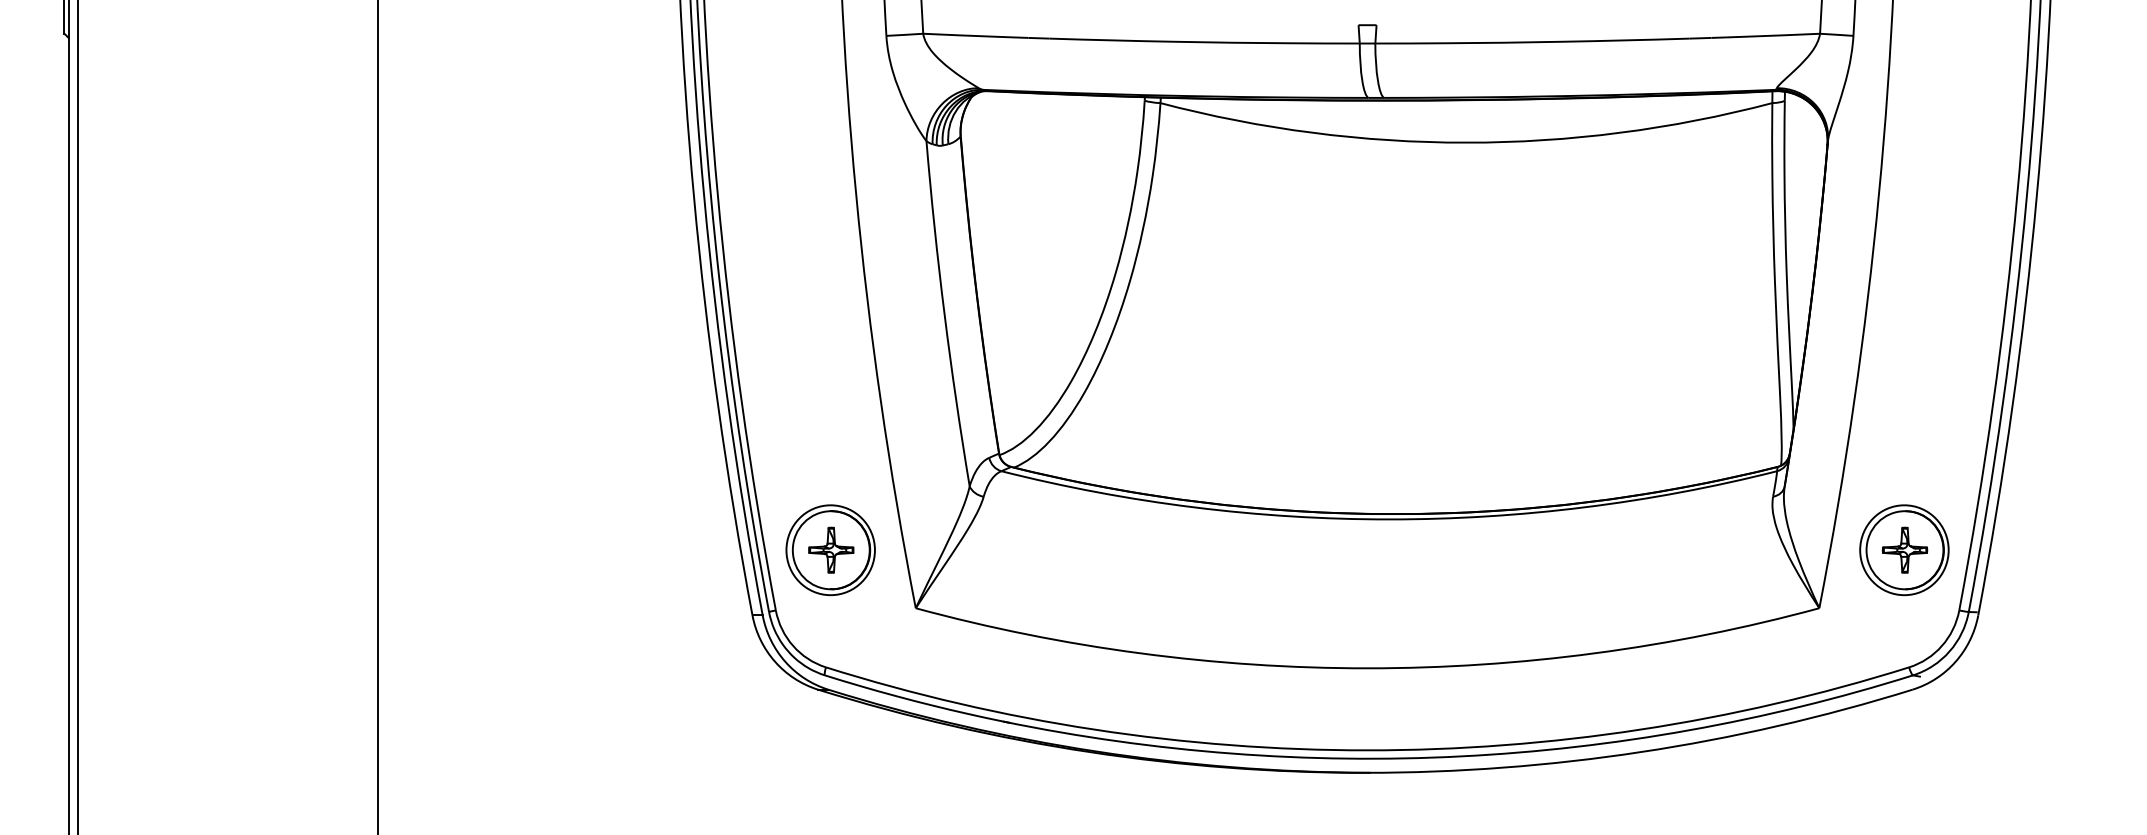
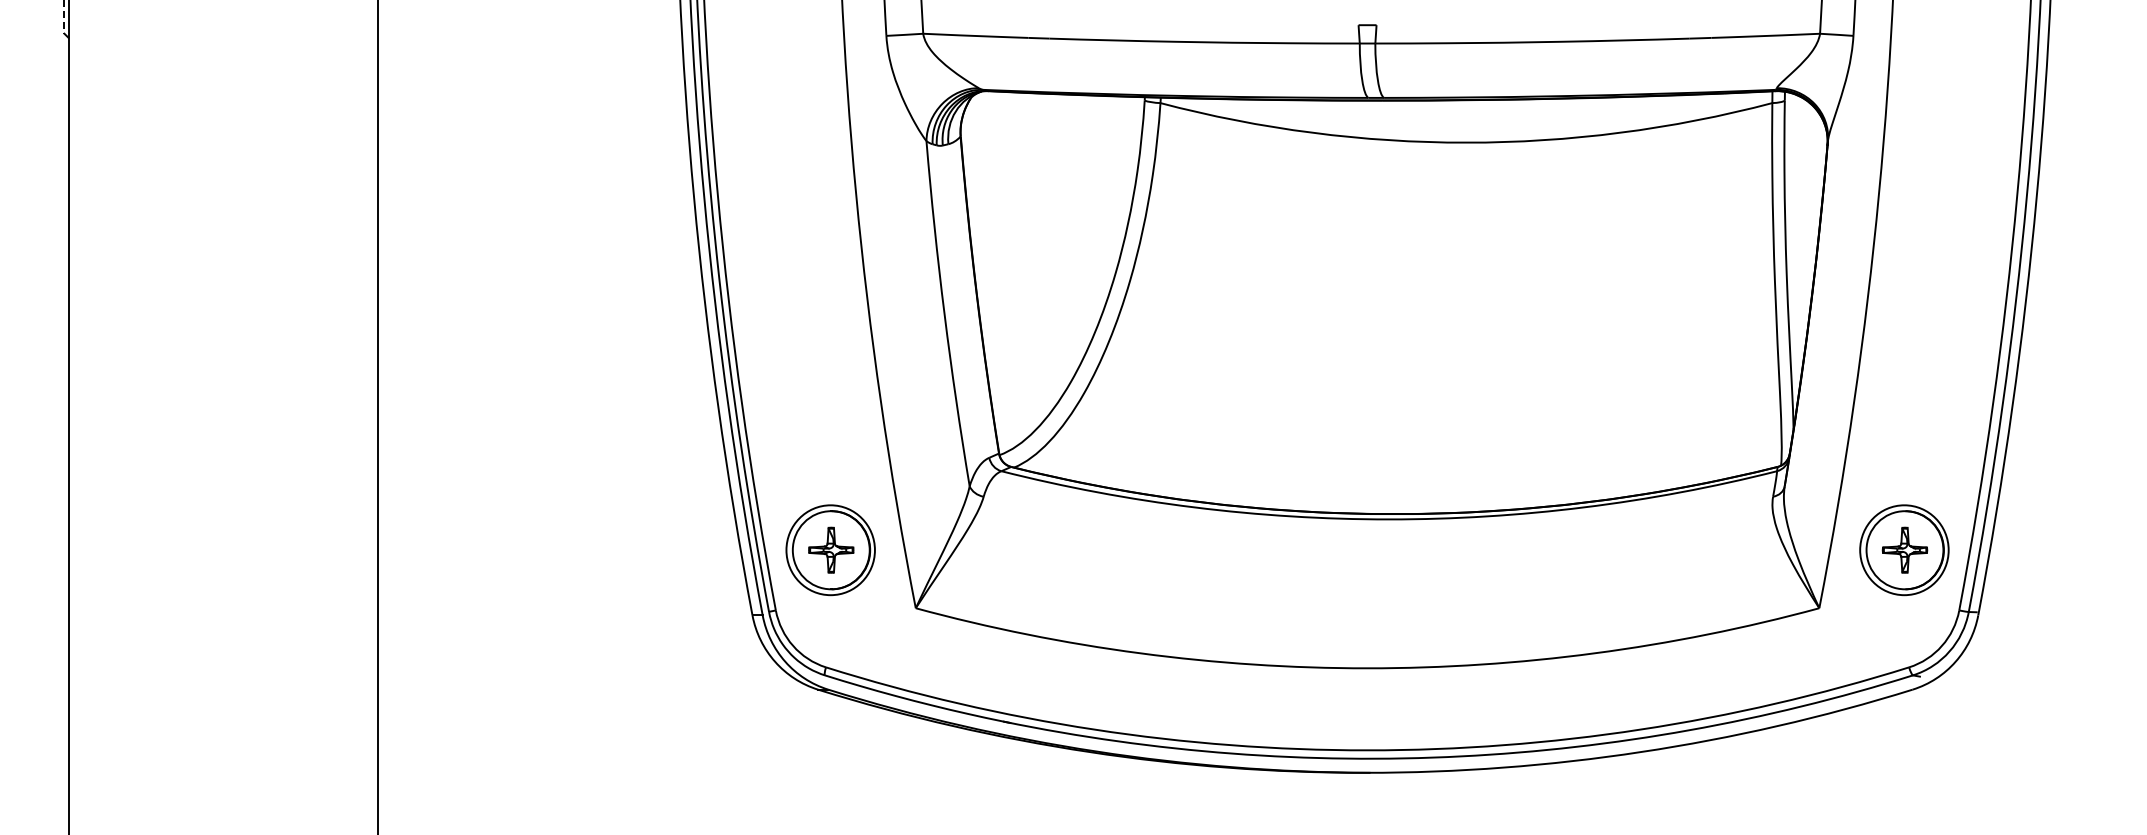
line: solid -> dashed (64, 17)
line: present -> none (78, 416)
